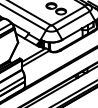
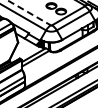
line: solid -> dashed (29, 12)
